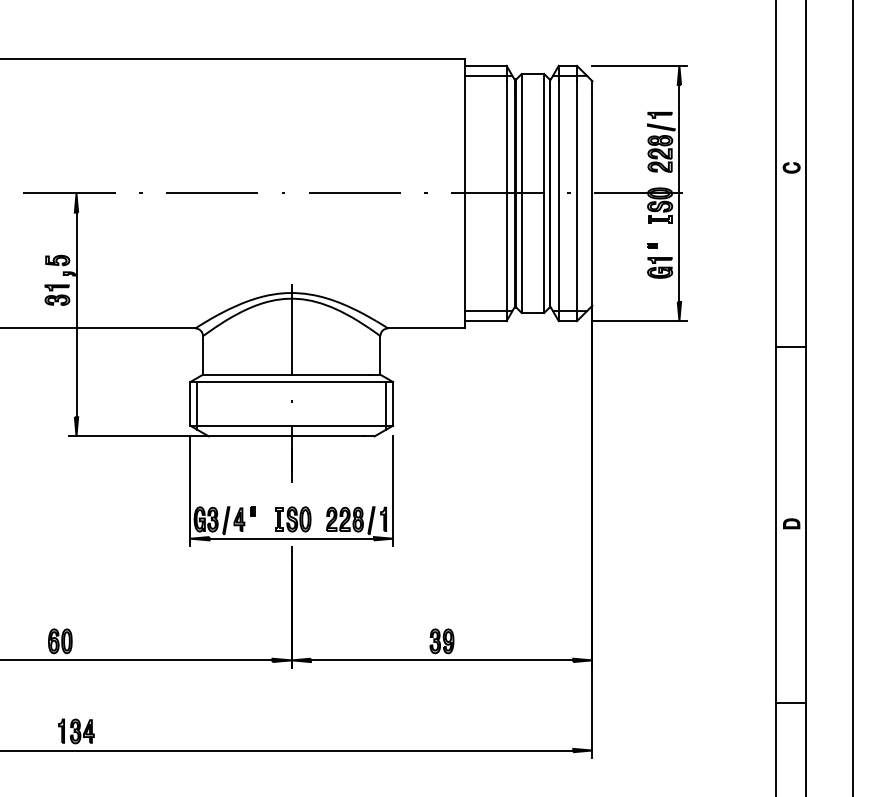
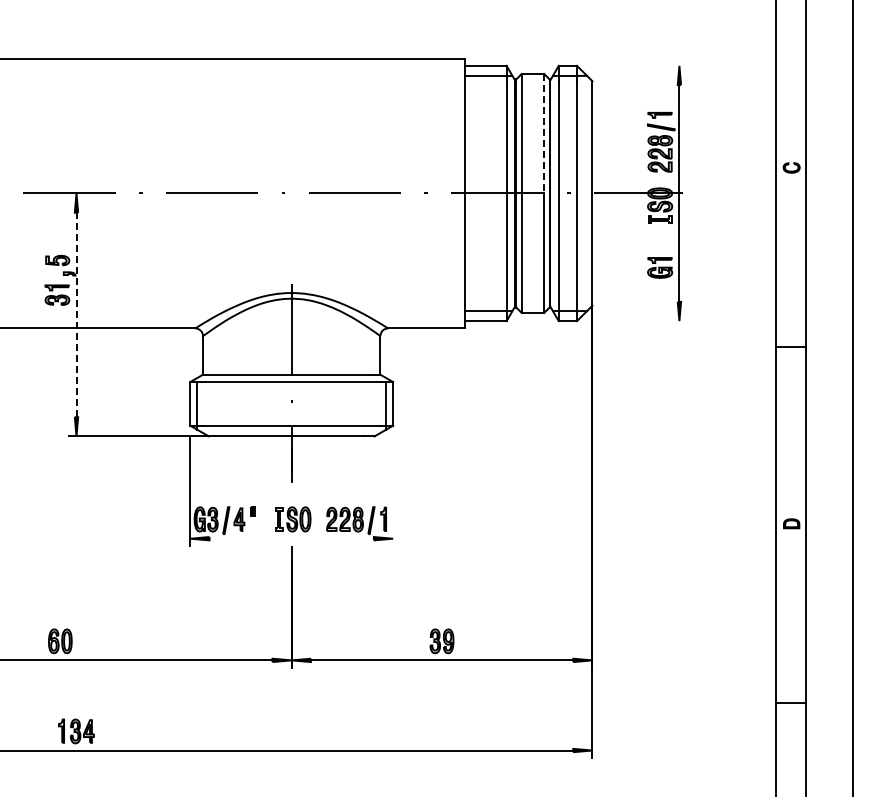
line: present -> none (639, 65)
line: solid -> dashed (544, 133)
part: present -> none (652, 245)
line: solid -> dashed (76, 314)
line: present -> none (639, 321)
line: present -> none (393, 491)
line: present -> none (291, 538)
